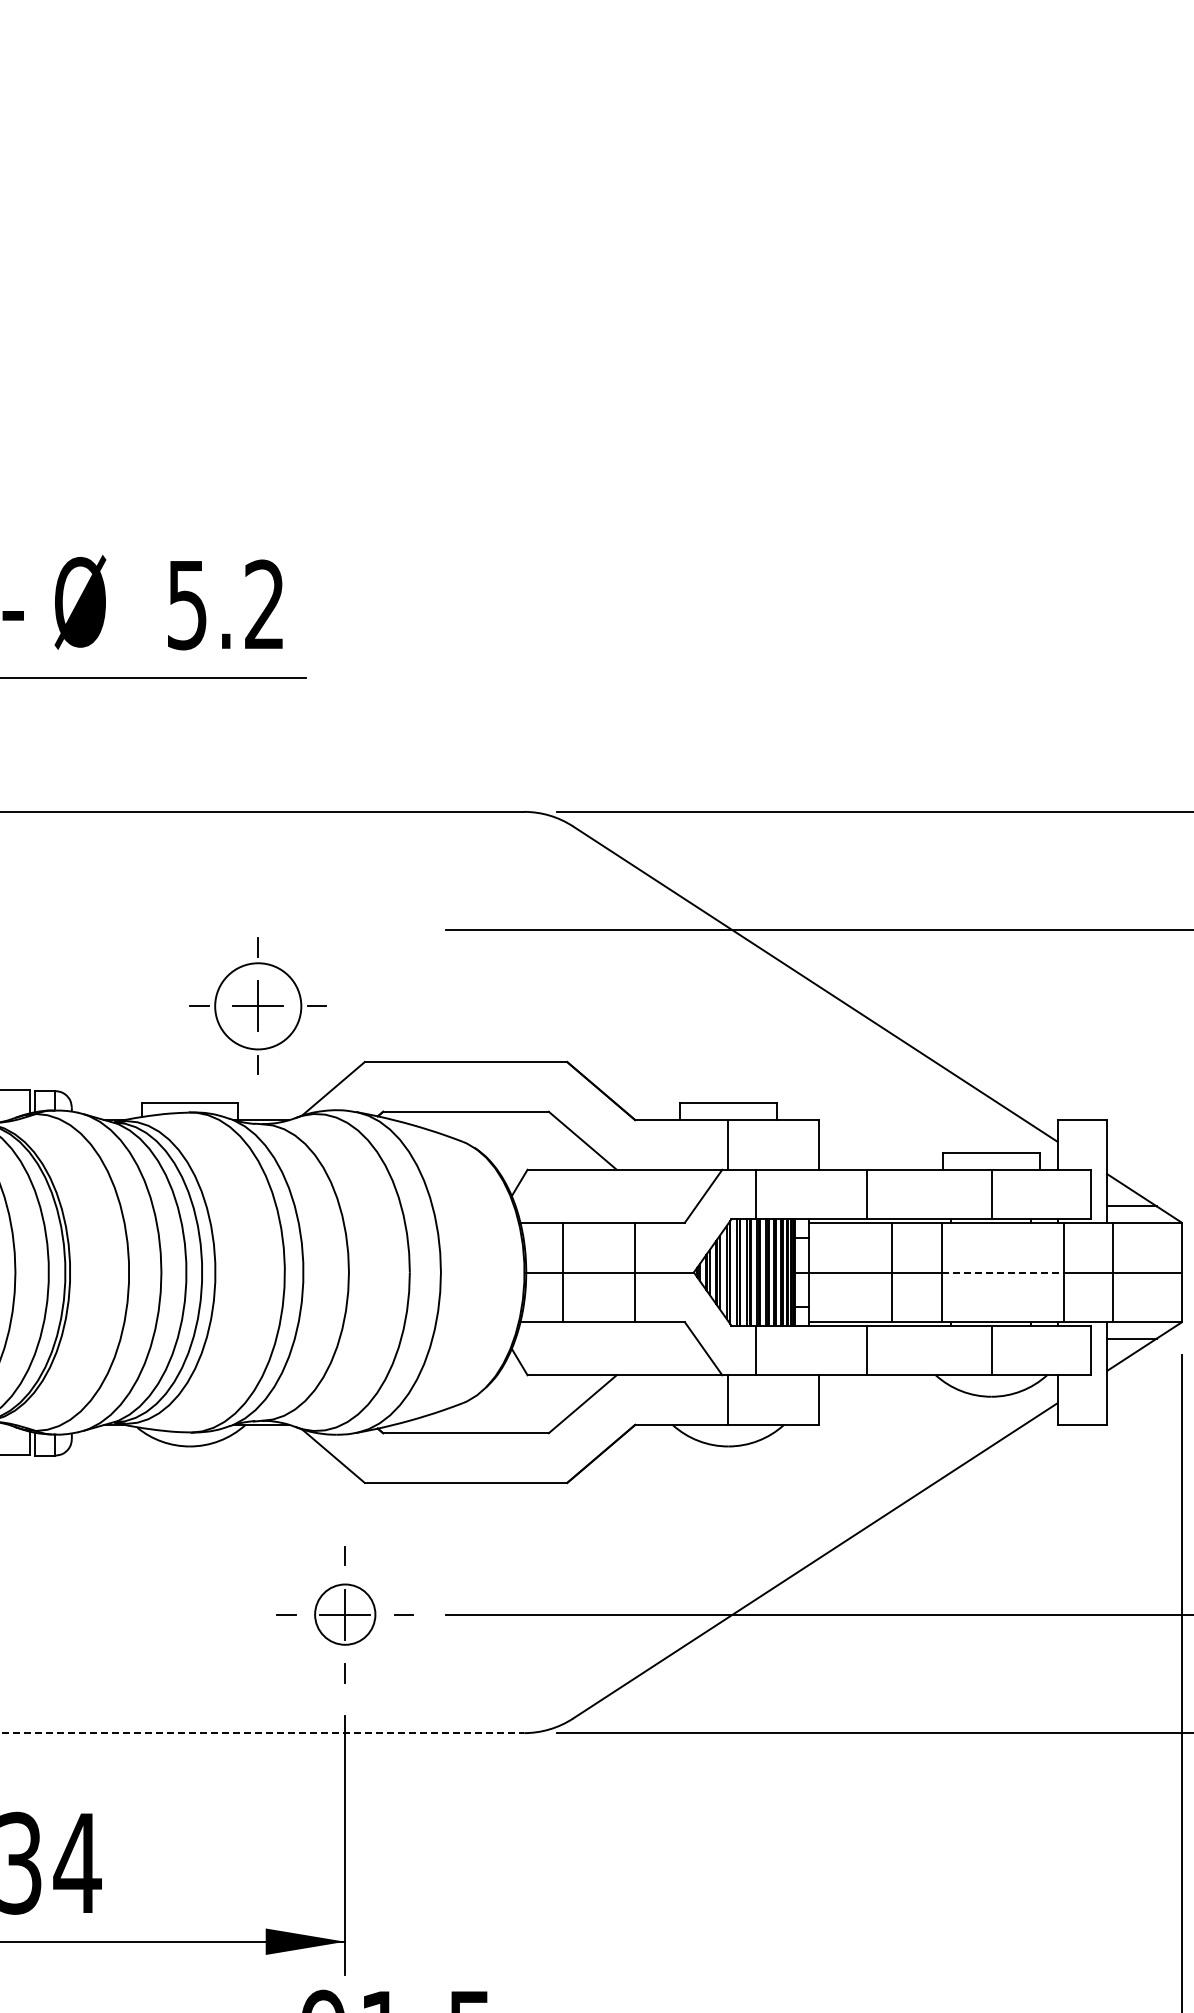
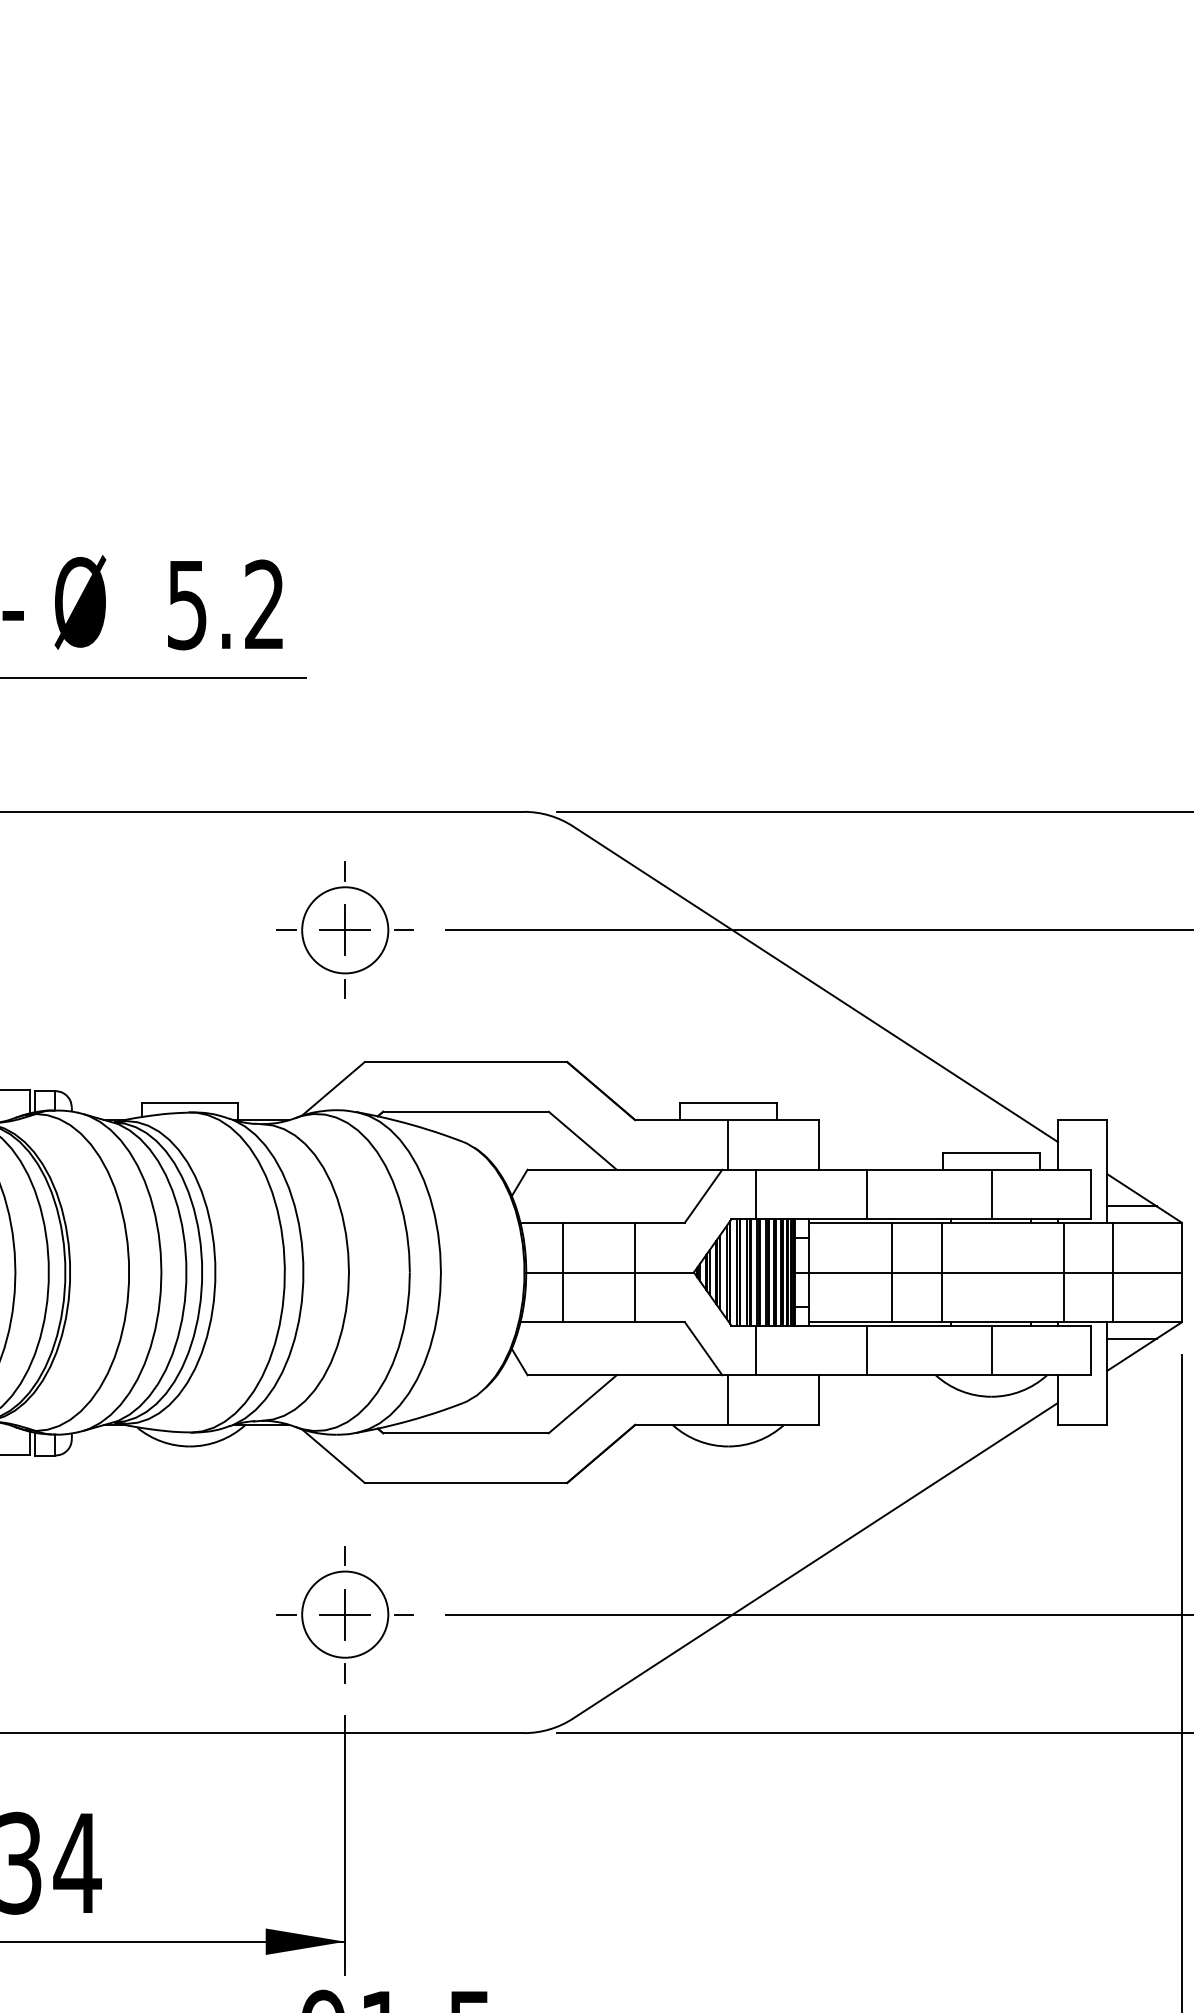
part position: (257, 1005) -> (344, 929) (344, 929)
line: dashed -> solid (1003, 1272)
circle diameter: 60 px -> 86 px (345, 1614)
line: dashed -> solid (262, 1733)
